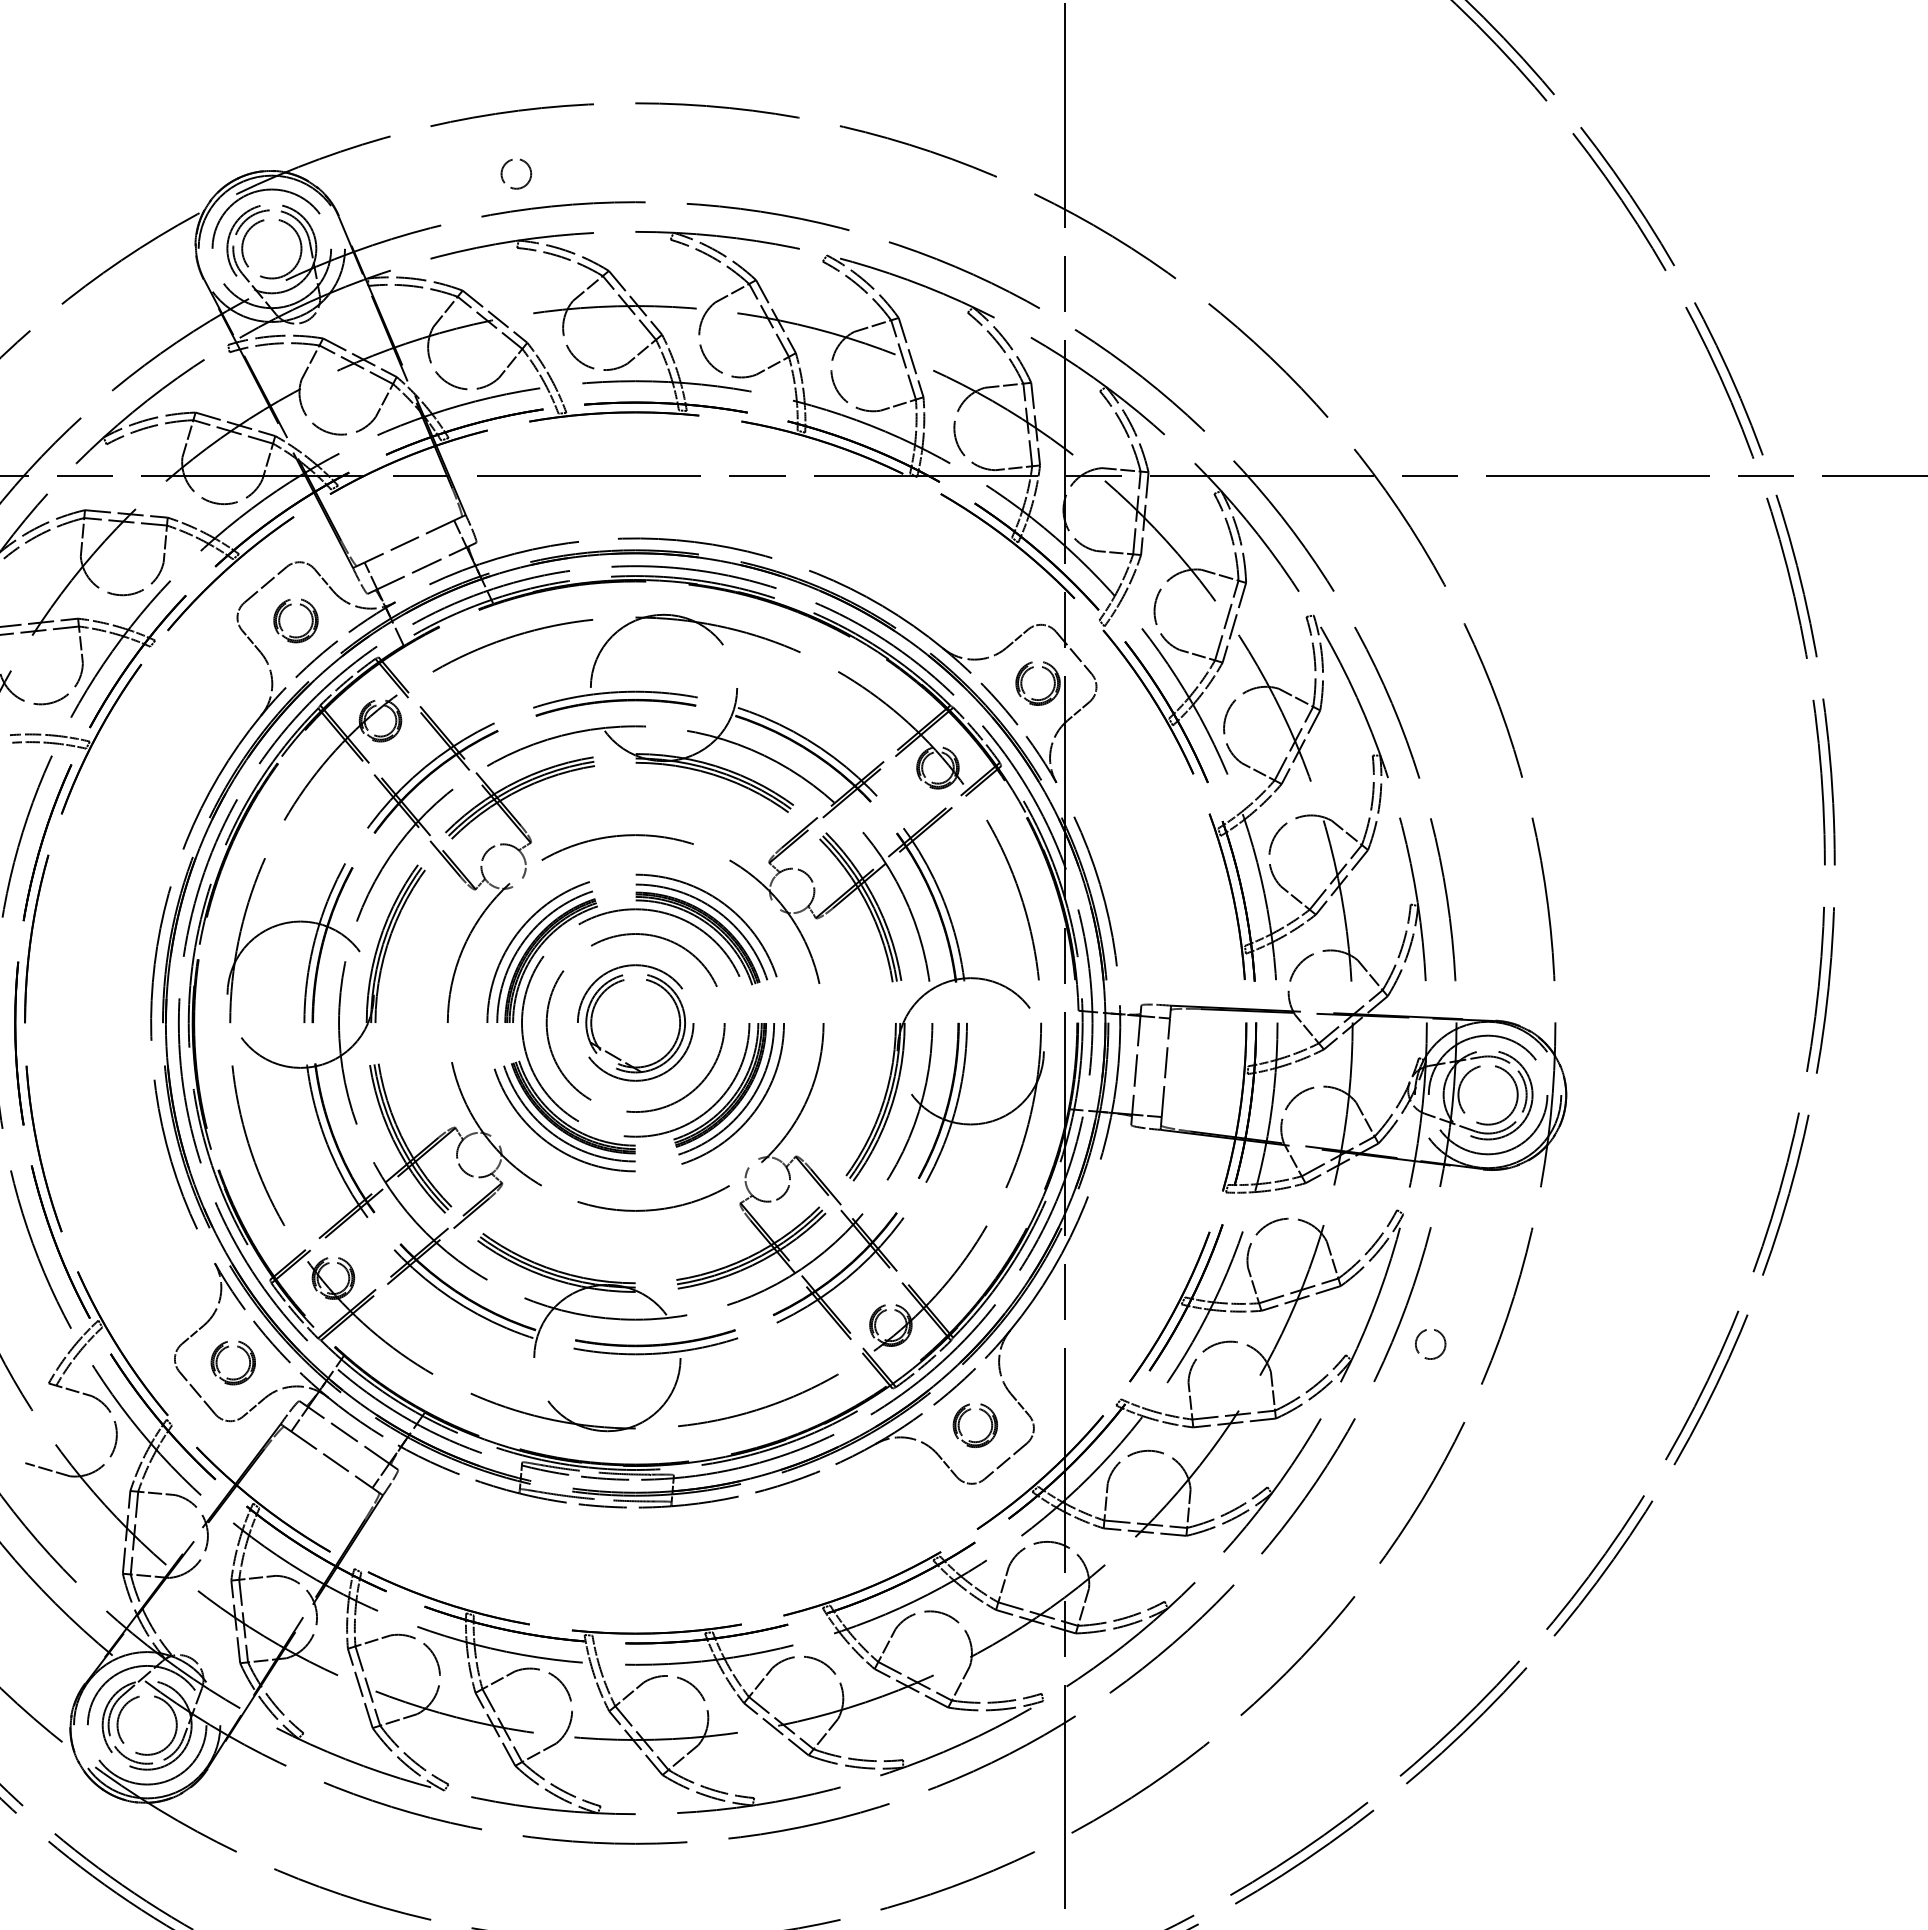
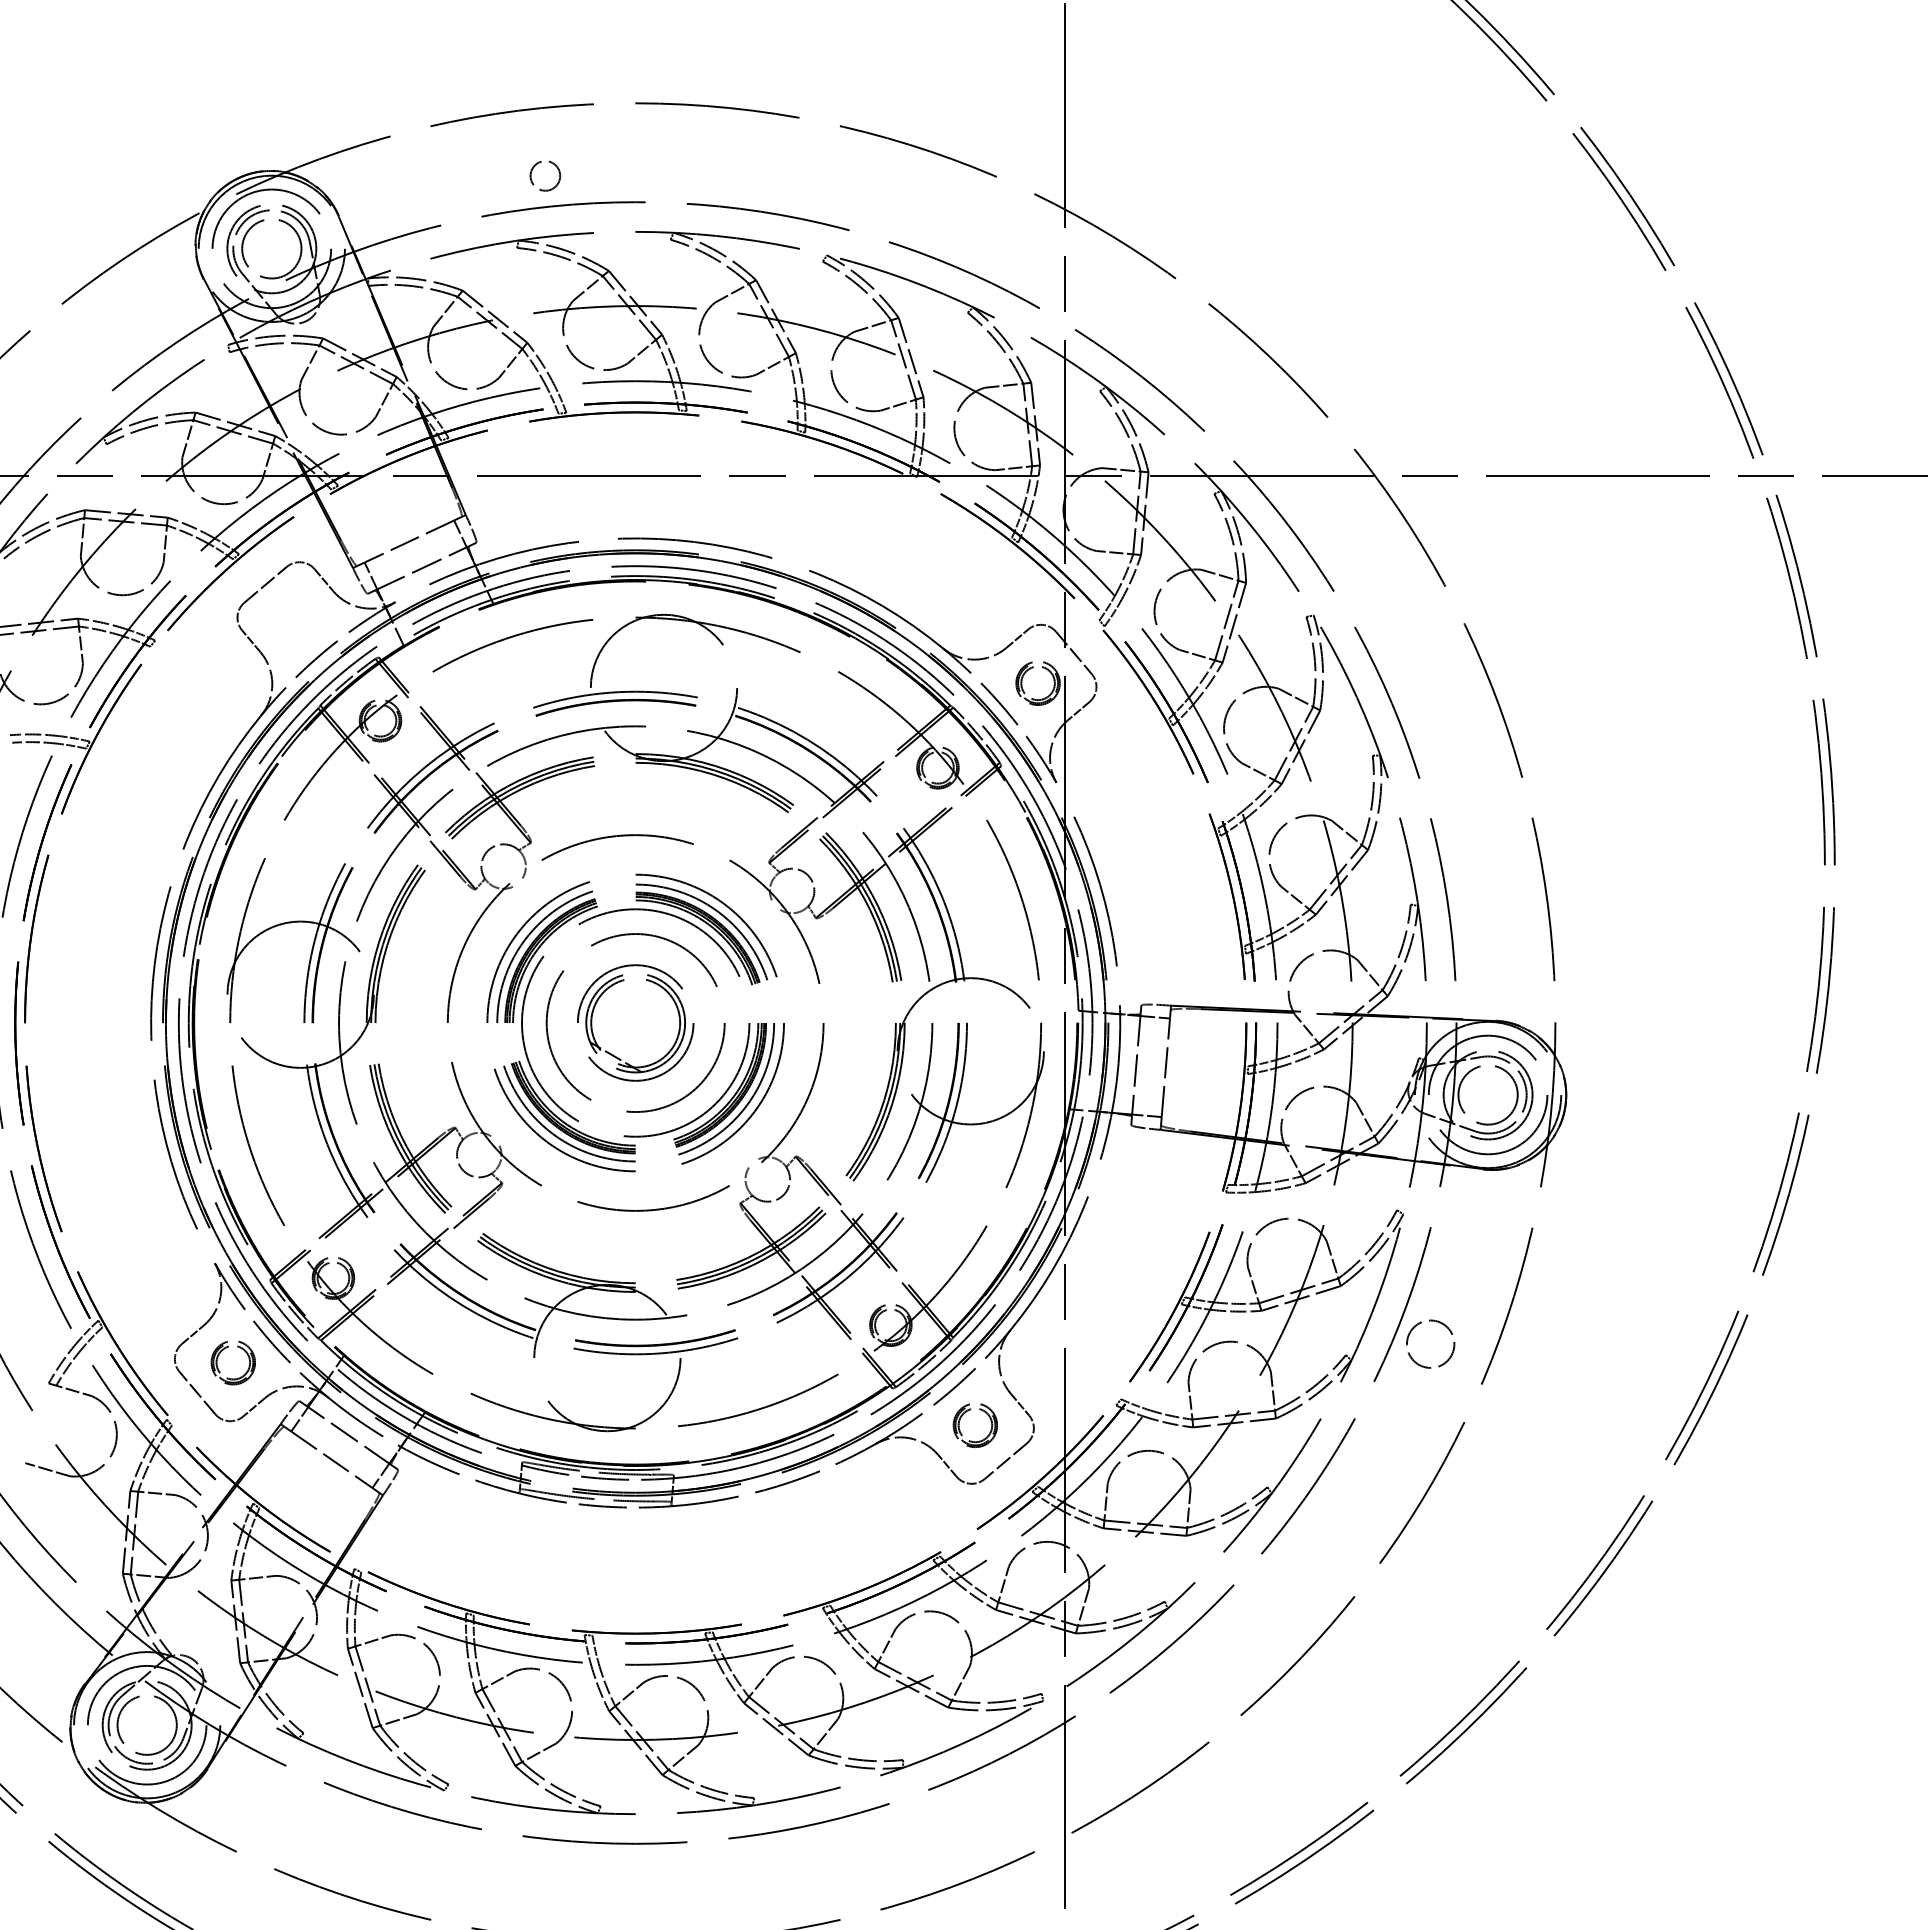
circle position: (516, 173) -> (545, 175) (545, 175)
part: present -> none (283, 611)
circle diameter: 30 px -> 47 px (1430, 1343)
